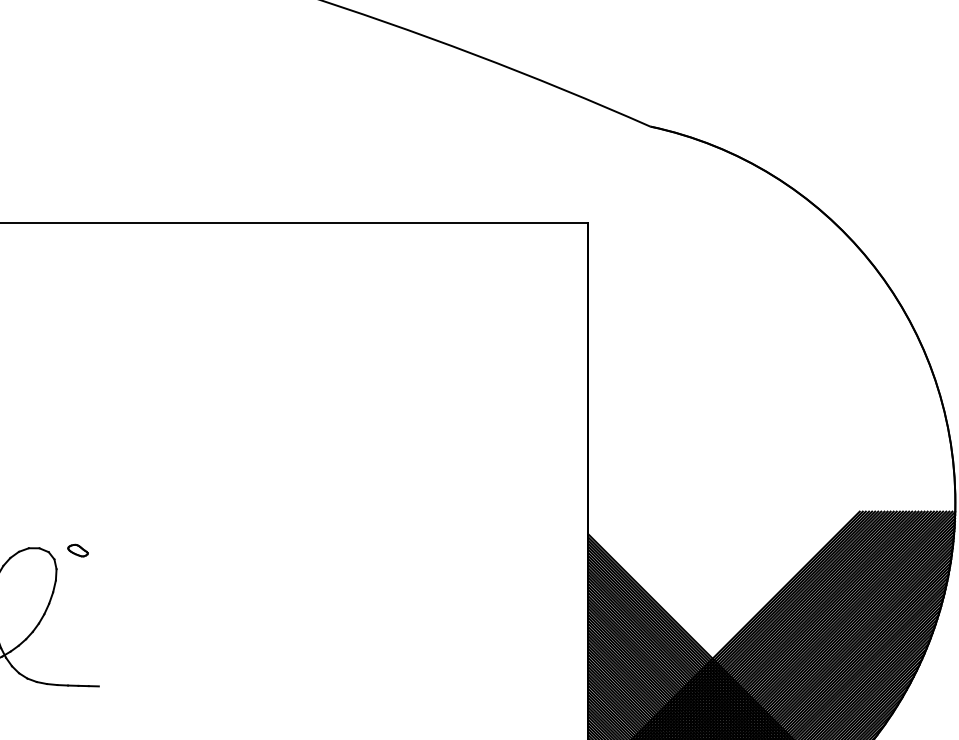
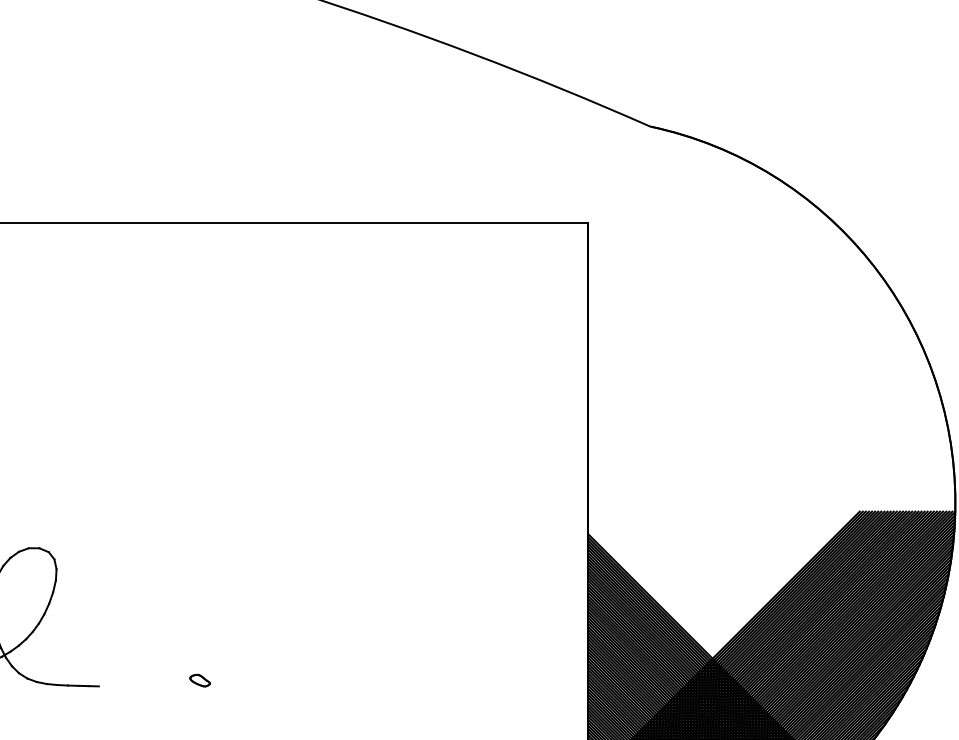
part position: (77, 550) -> (199, 680) (199, 680)
